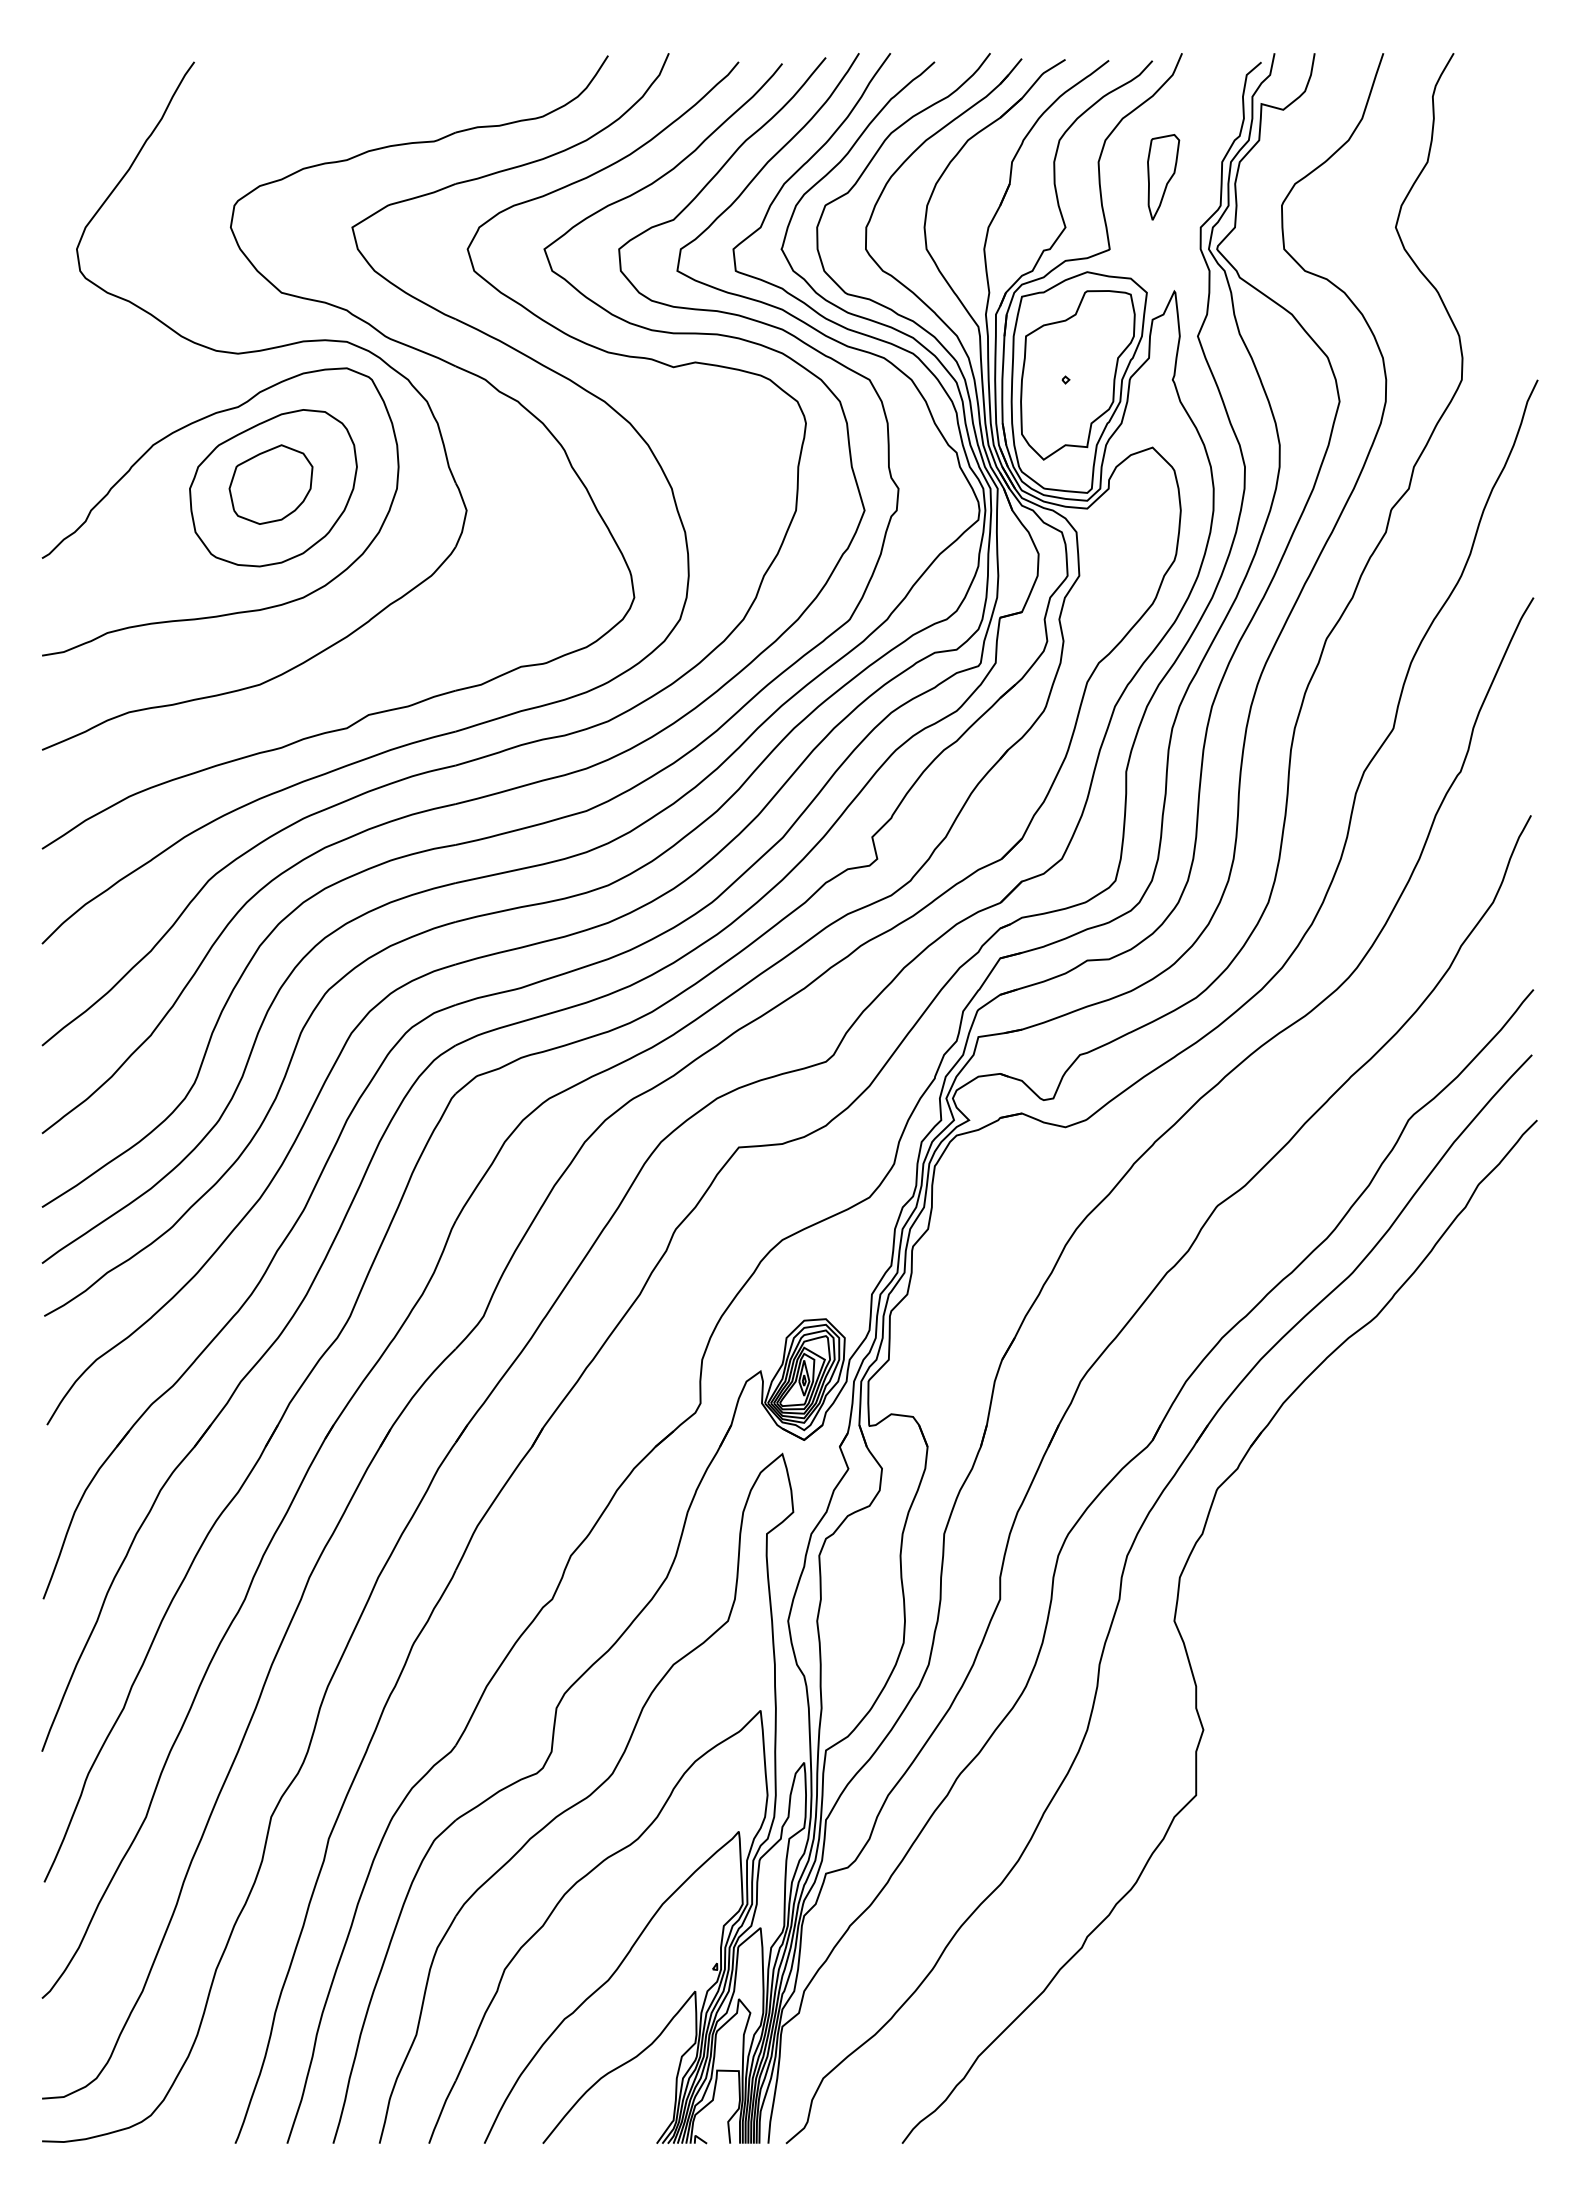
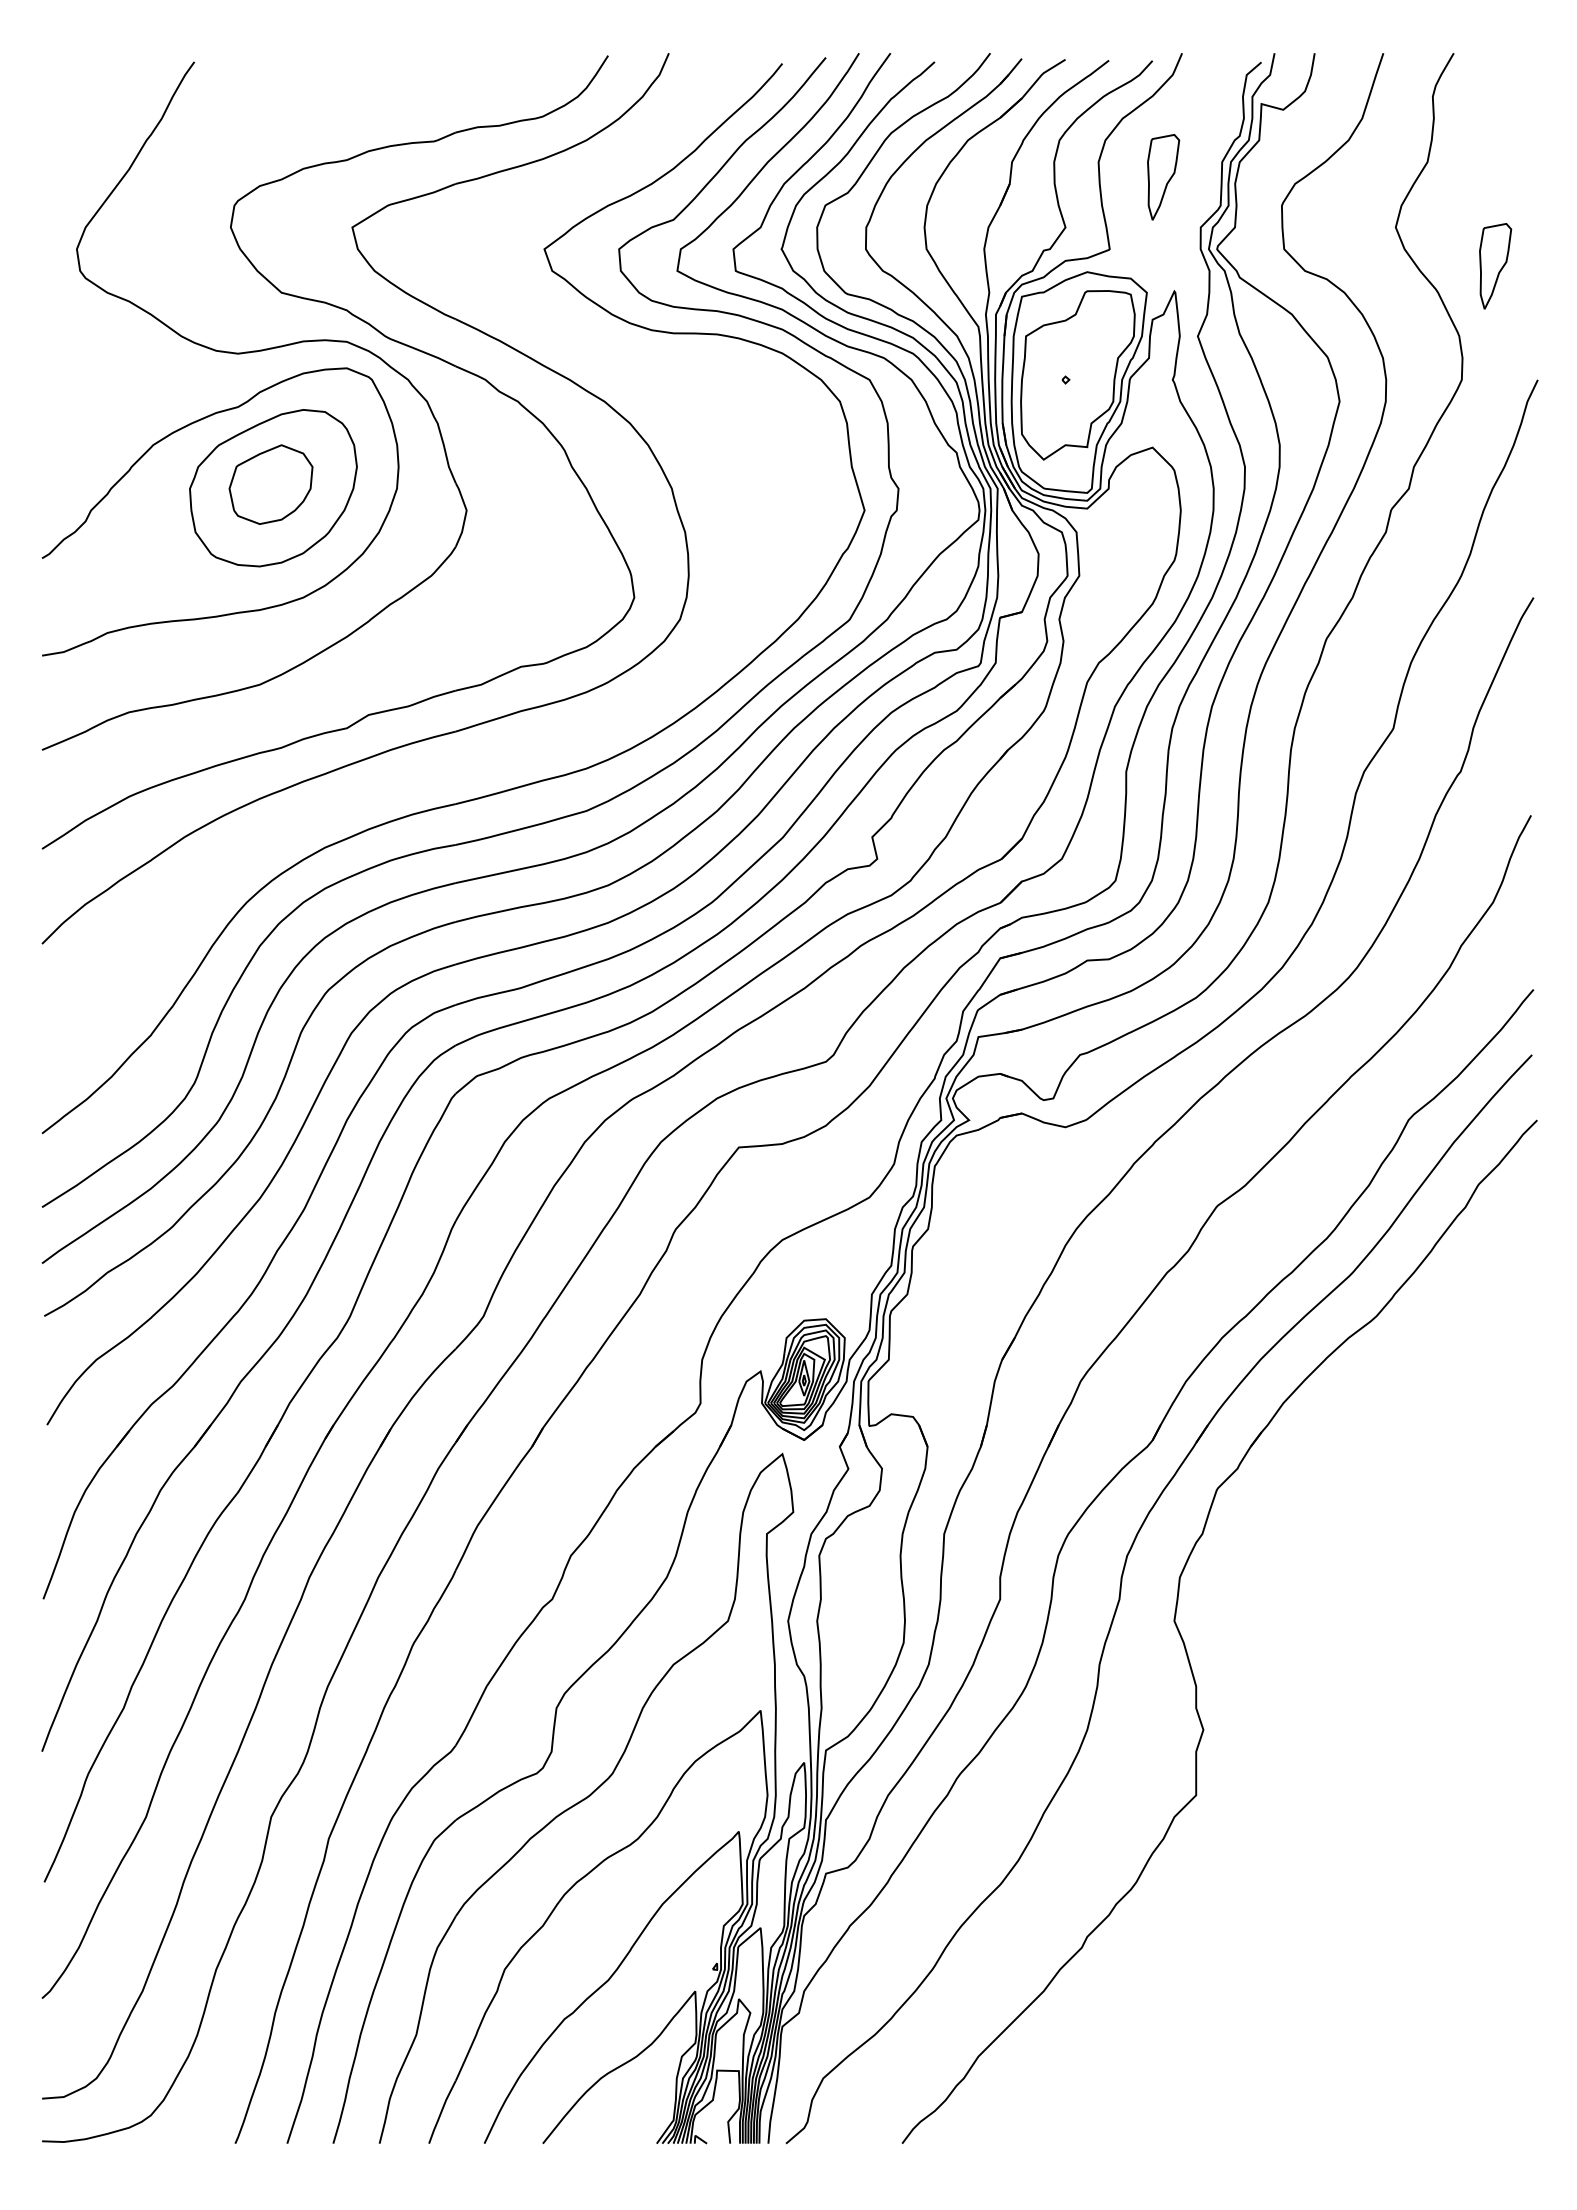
part: none -> present (1495, 266)
part: present -> none (481, 756)
